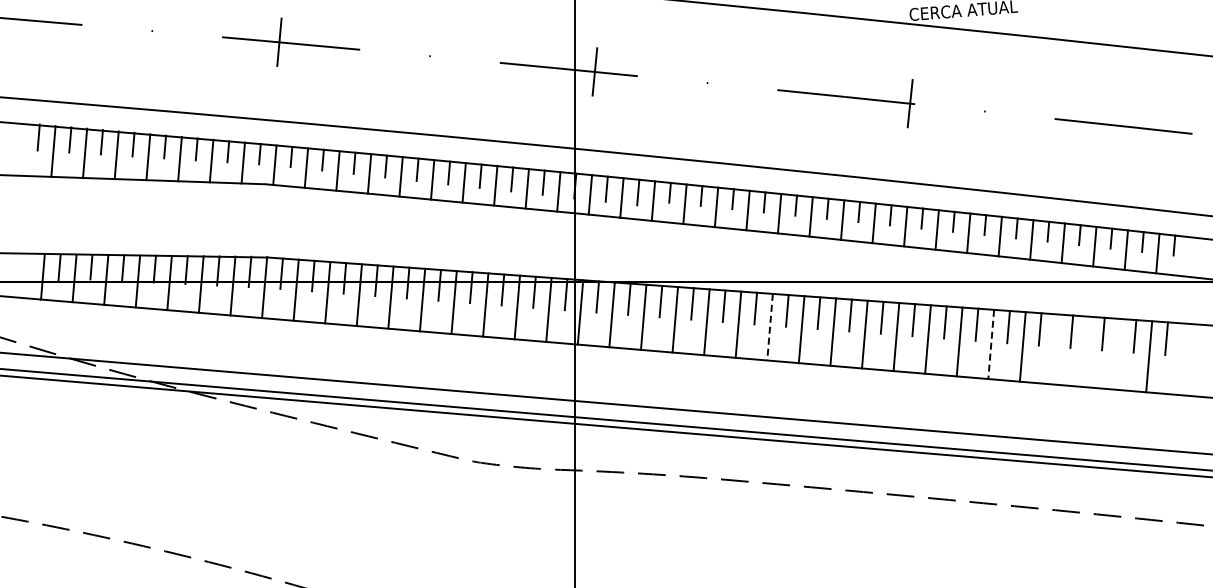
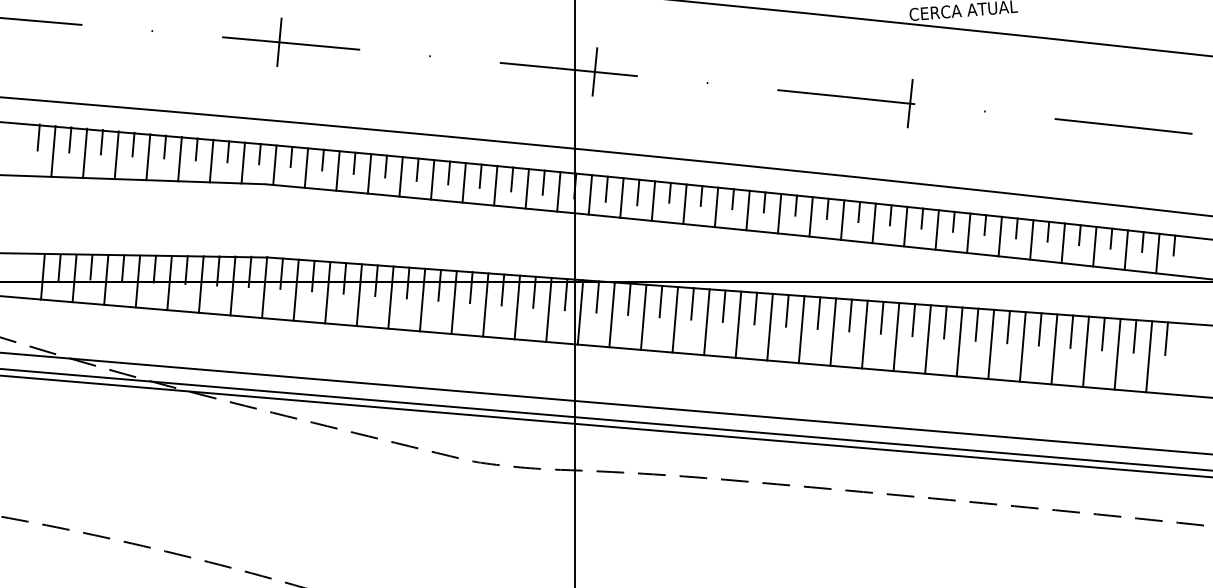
line: dashed -> solid (770, 327)
line: dashed -> solid (991, 344)
line: none -> present (1054, 349)
line: none -> present (1085, 351)
line: none -> present (1117, 353)
